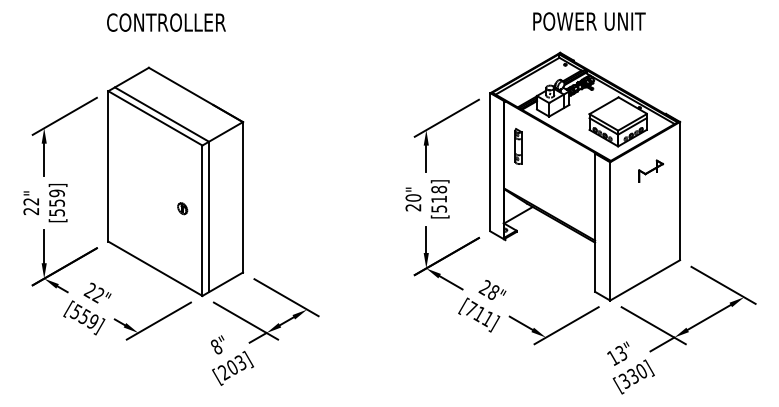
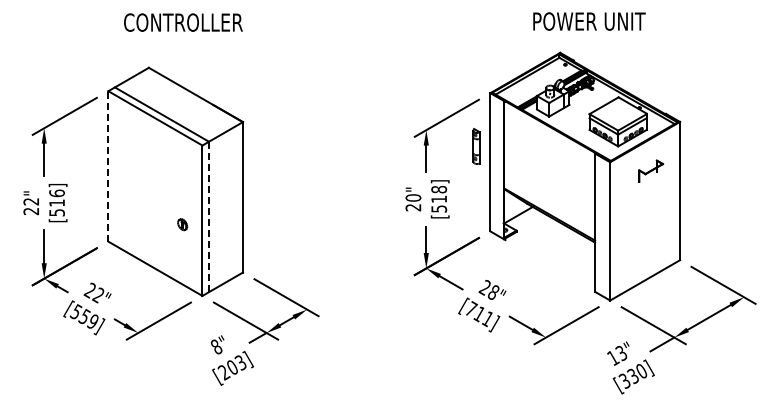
text position: (166, 22) -> (183, 22) (183, 22)
part position: (518, 146) -> (476, 146) (476, 146)
line: solid -> dashed (108, 165)
text: [559] -> [516] (56, 197)
part position: (182, 208) -> (182, 224) (182, 224)
line: solid -> dashed (209, 216)
